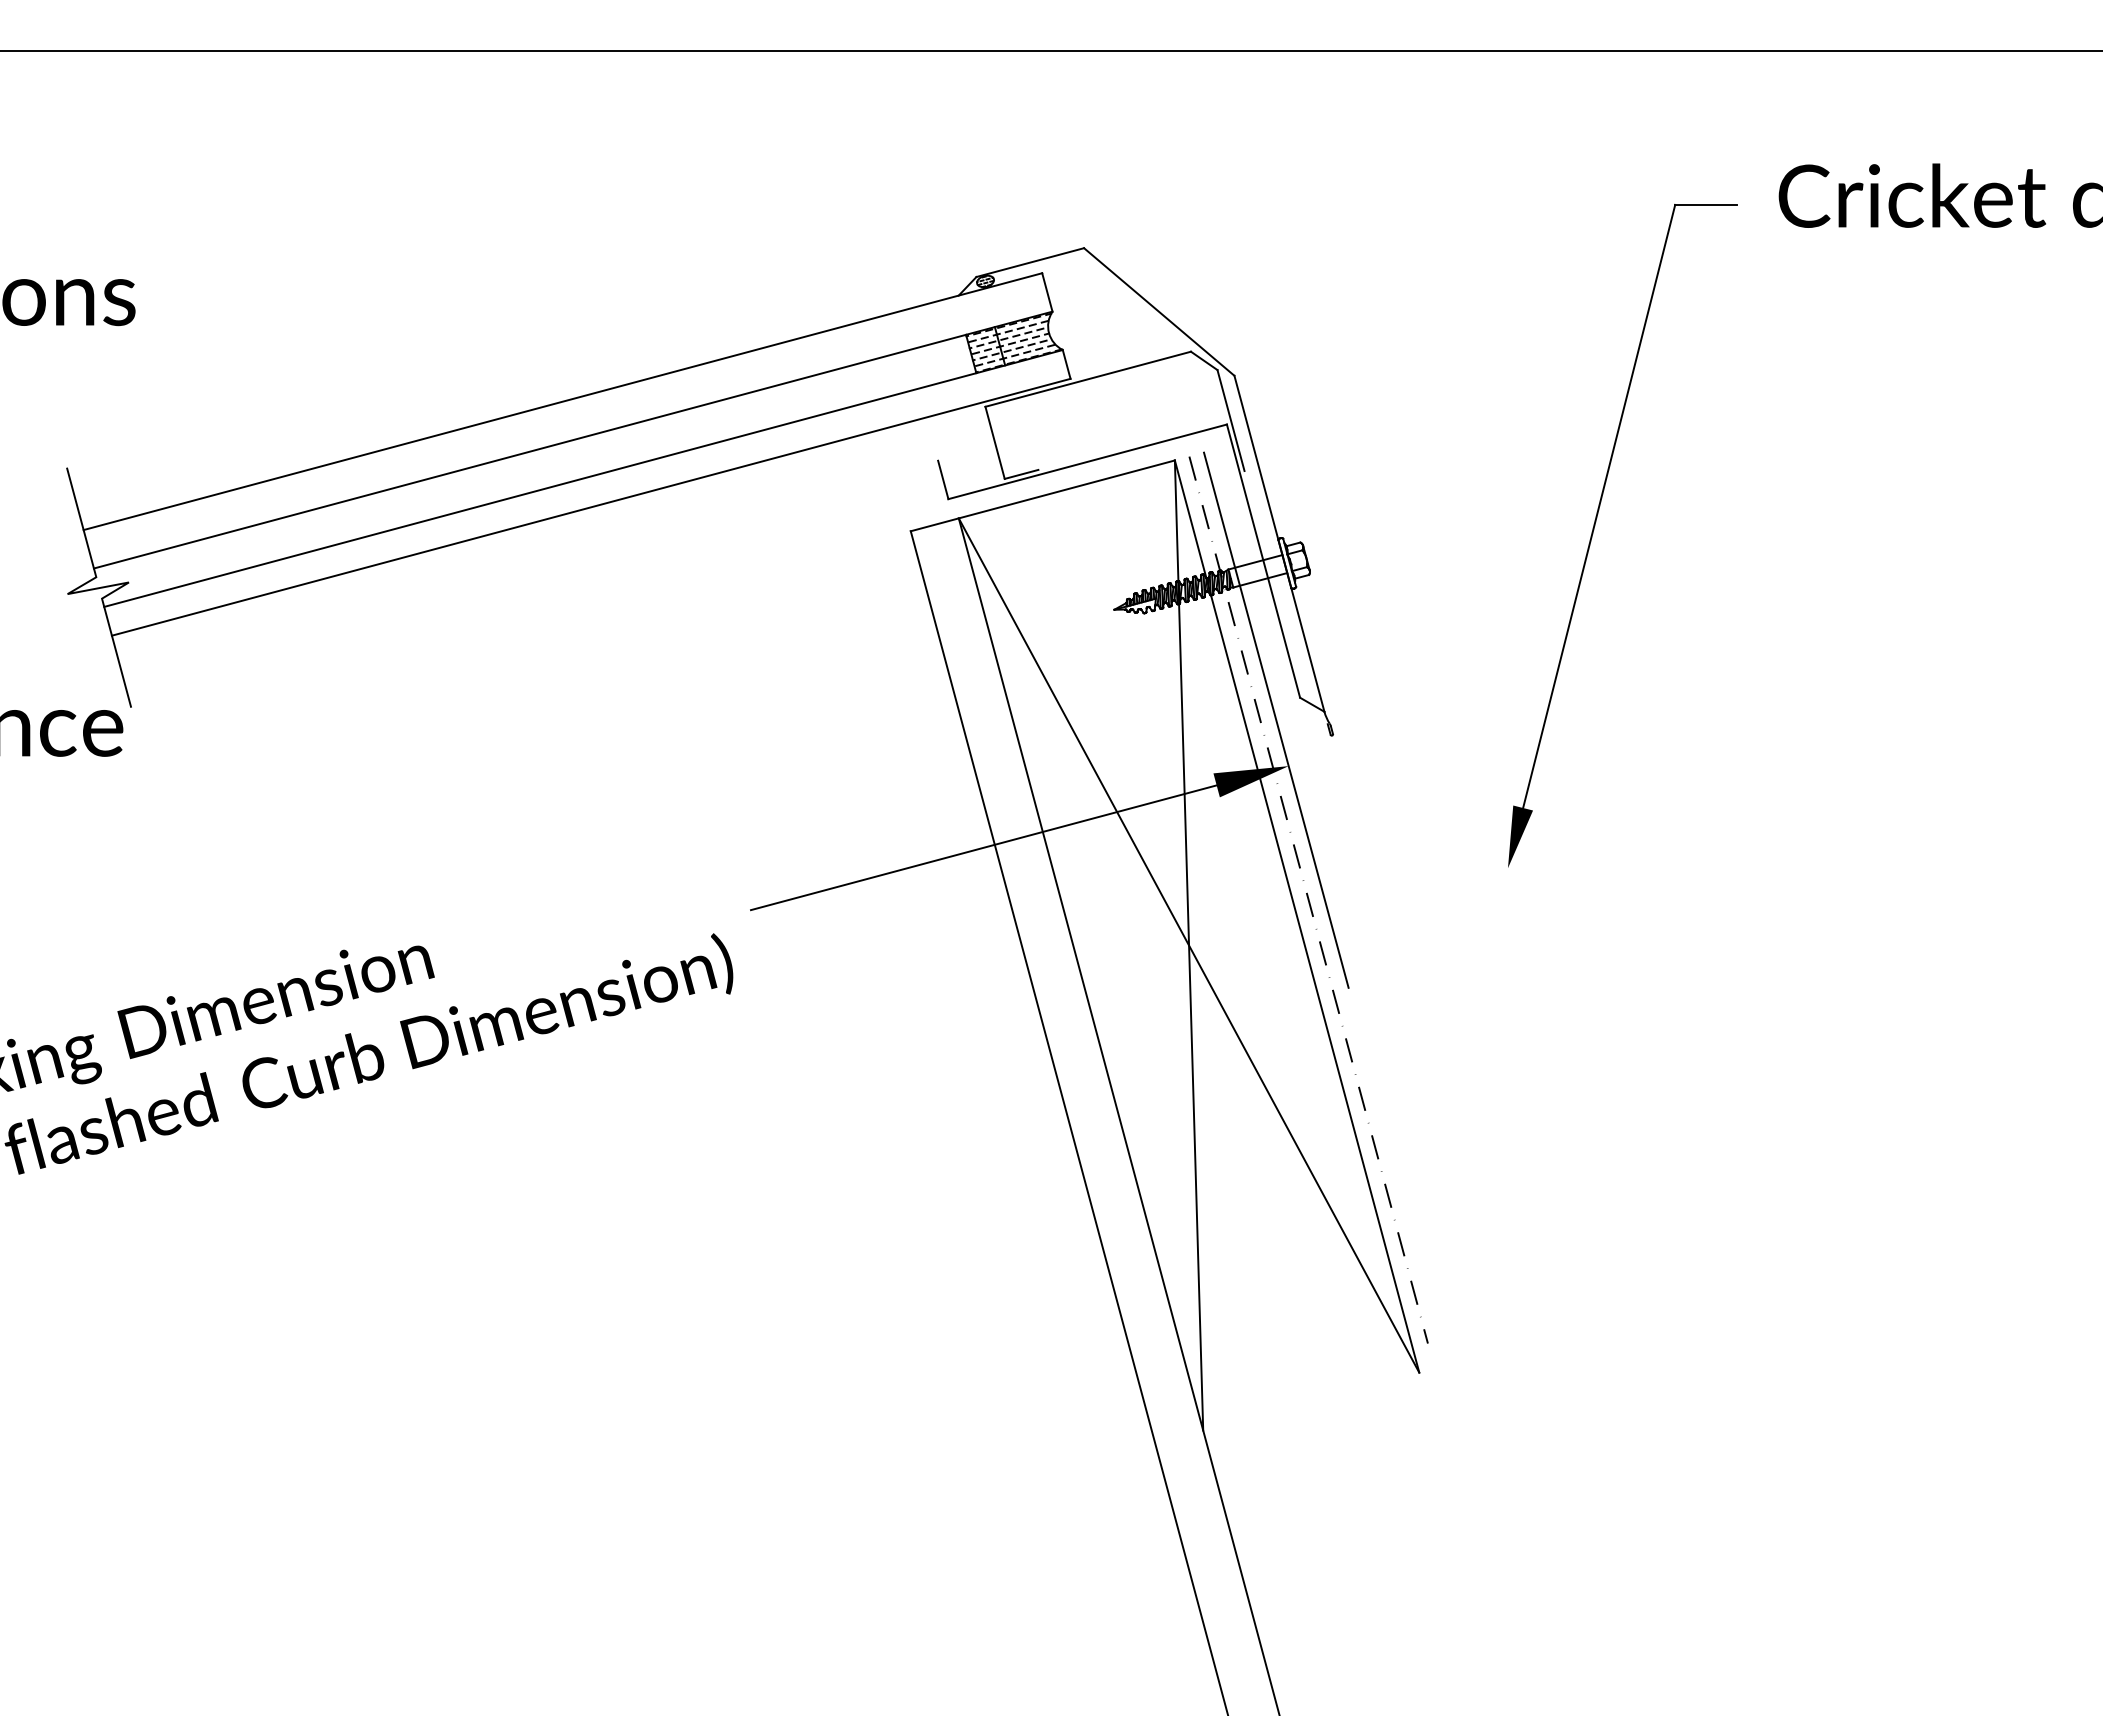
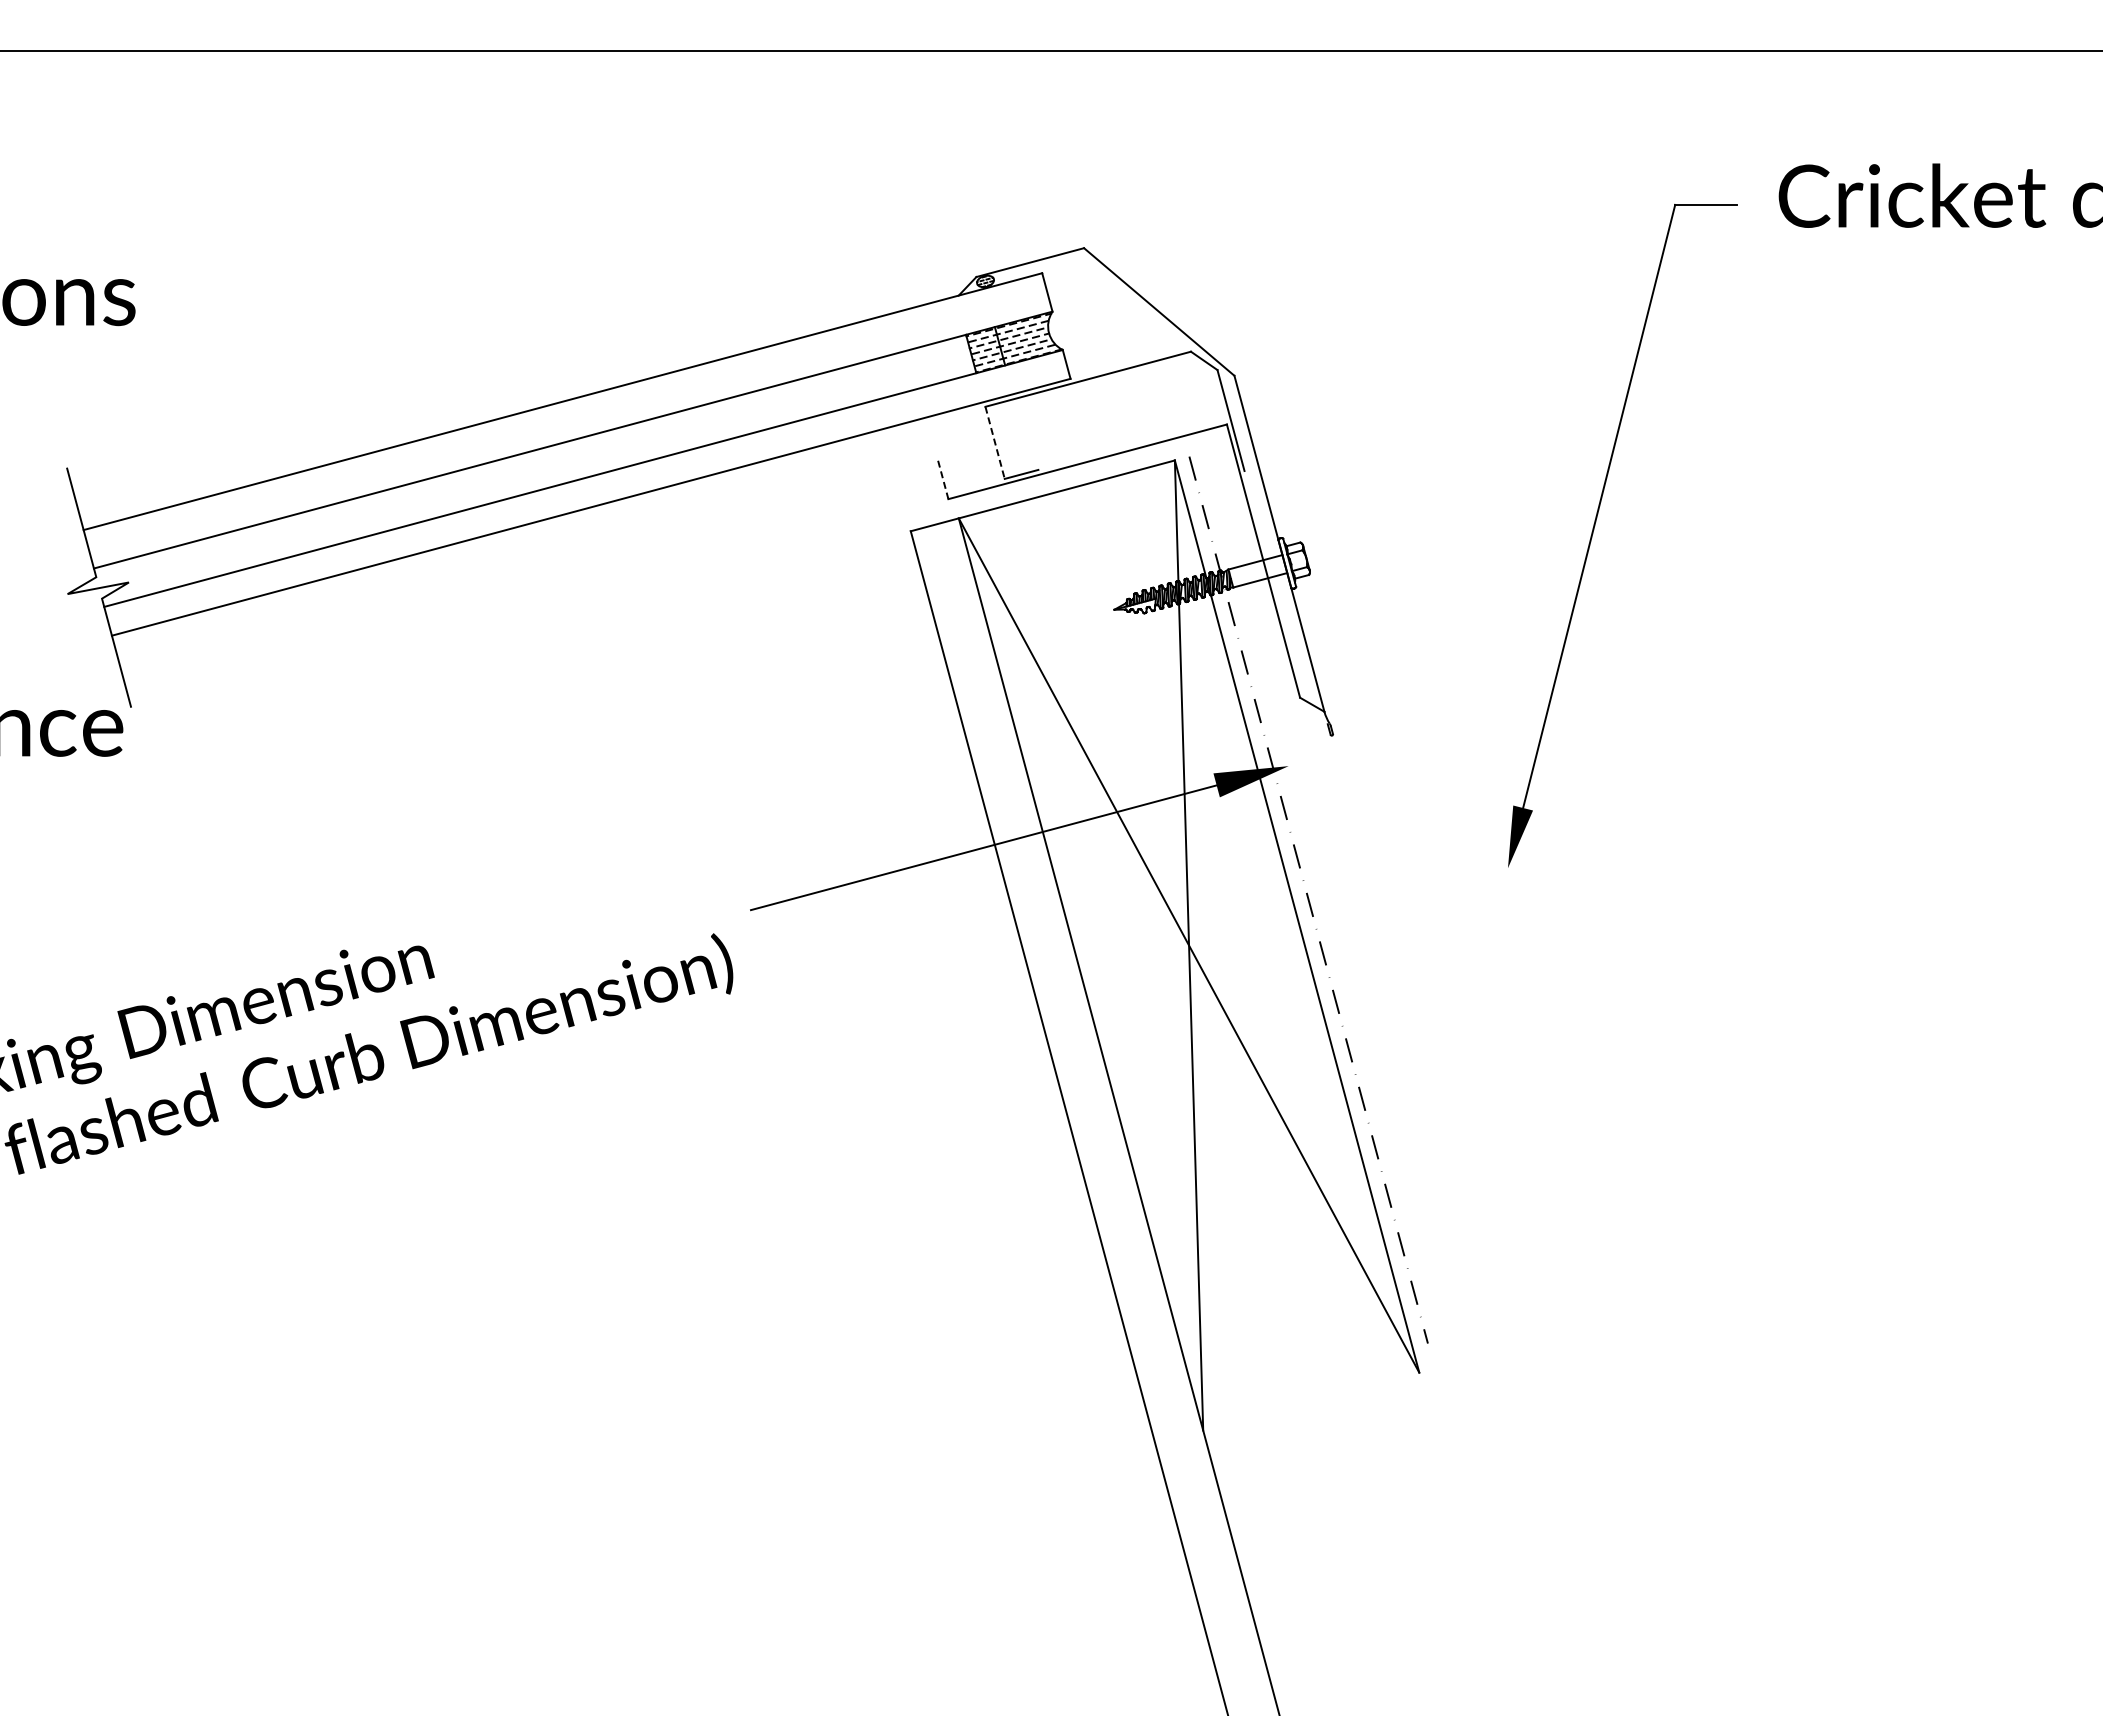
line: solid -> dashed (995, 443)
line: solid -> dashed (943, 479)
line: present -> none (1276, 719)
